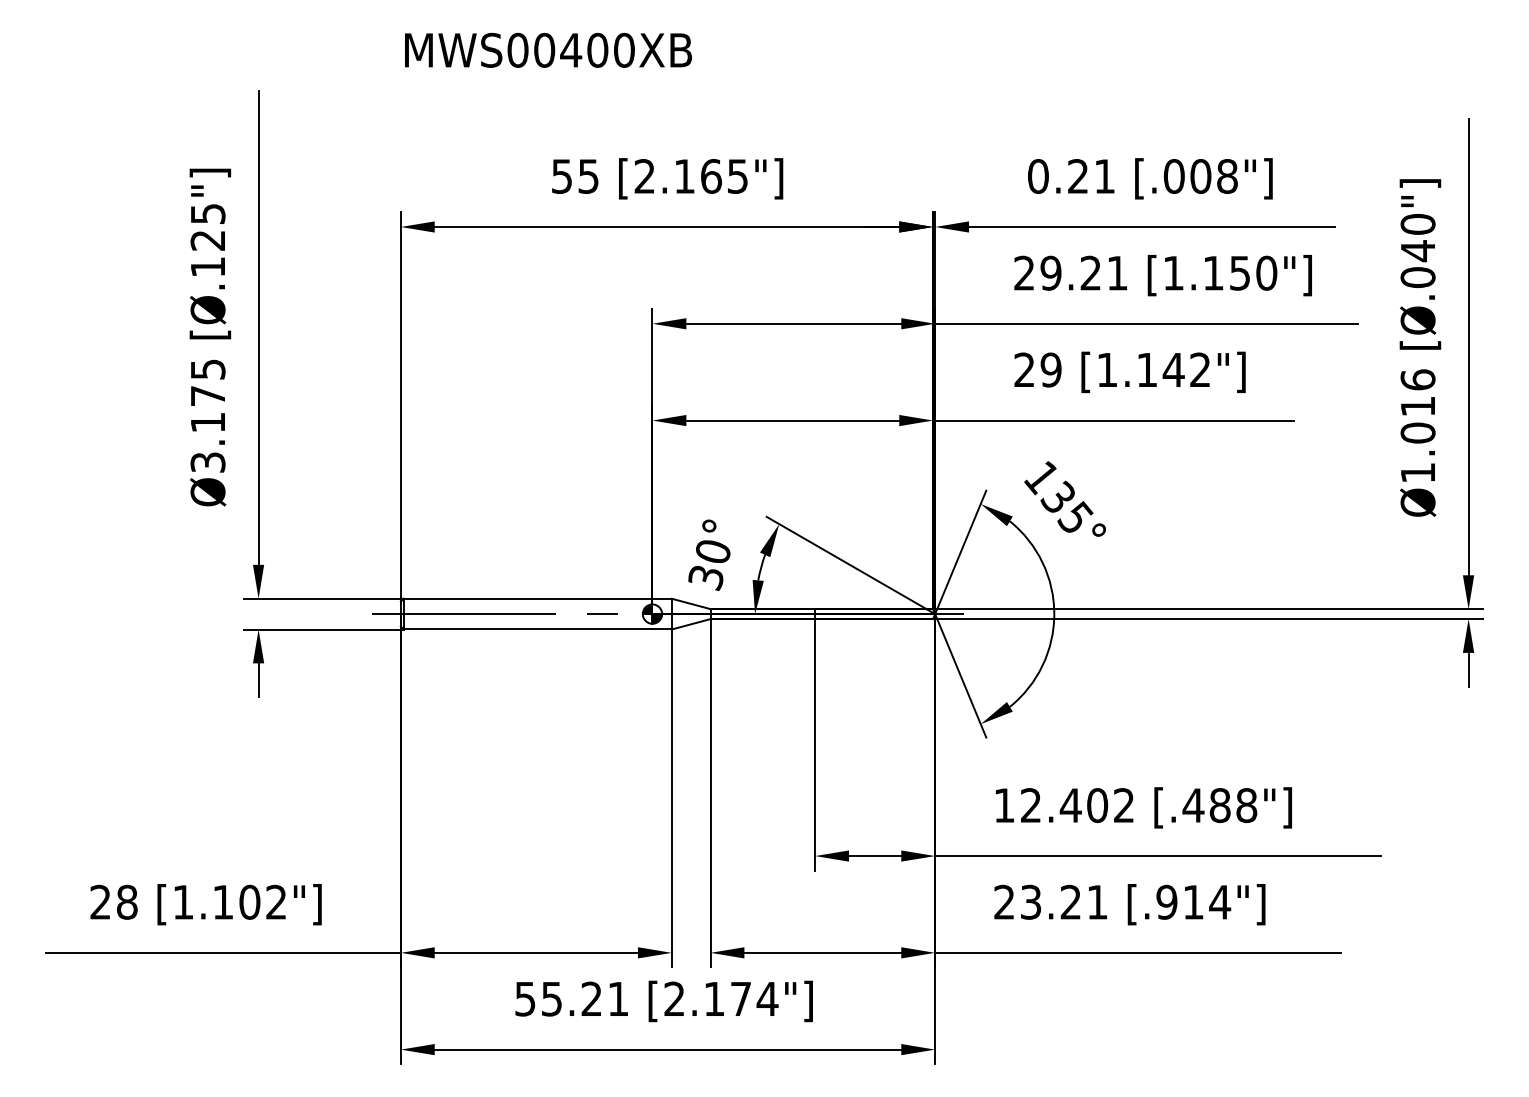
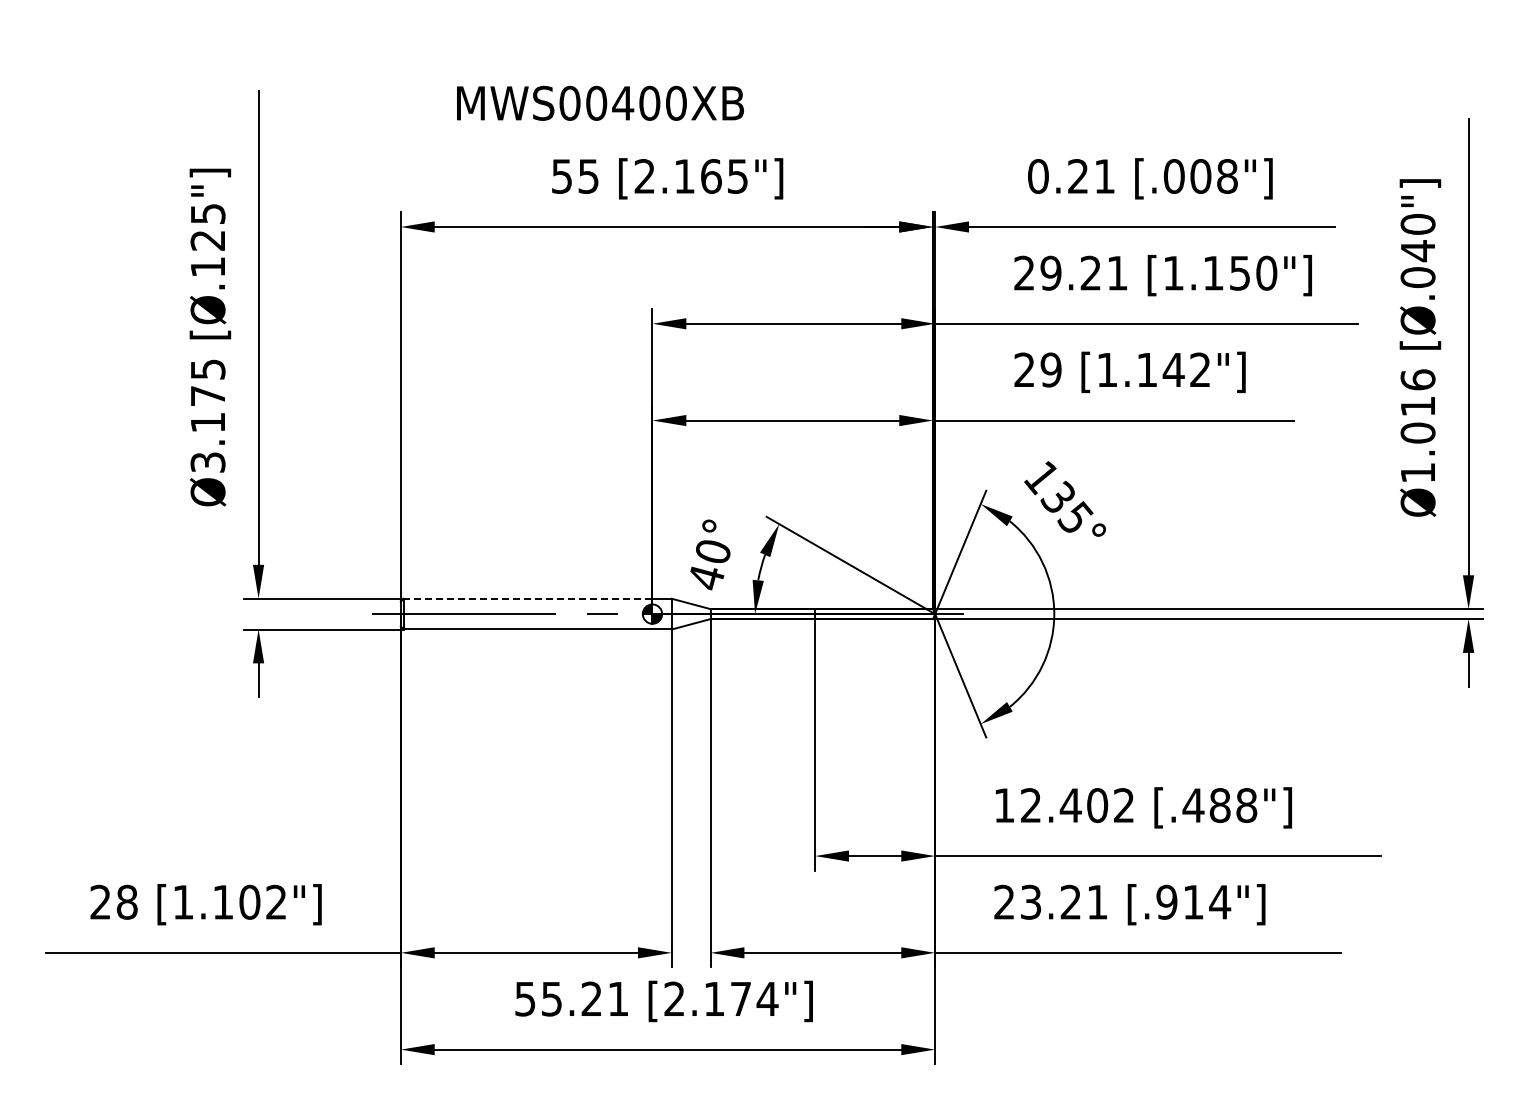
text position: (548, 49) -> (600, 102) (600, 102)
text: 30° -> 40° (706, 578)
line: solid -> dashed (527, 598)
